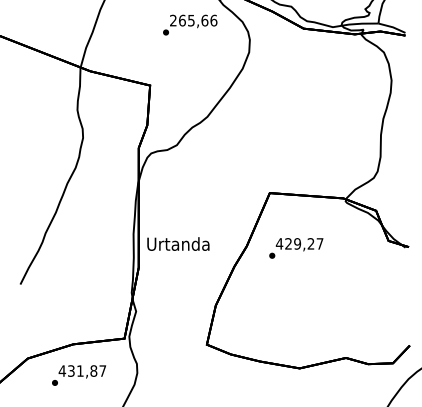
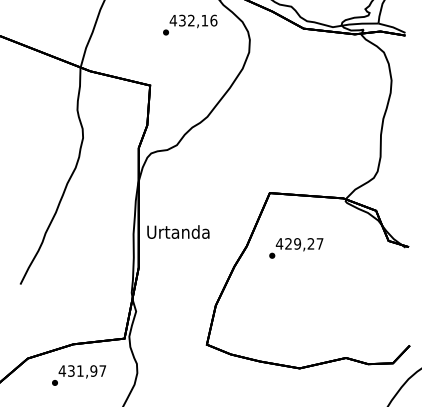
text: 265,66 -> 432,16 (188, 20)
text position: (178, 243) -> (178, 231) (178, 231)
text: 431,87 -> 431,97 (93, 370)
